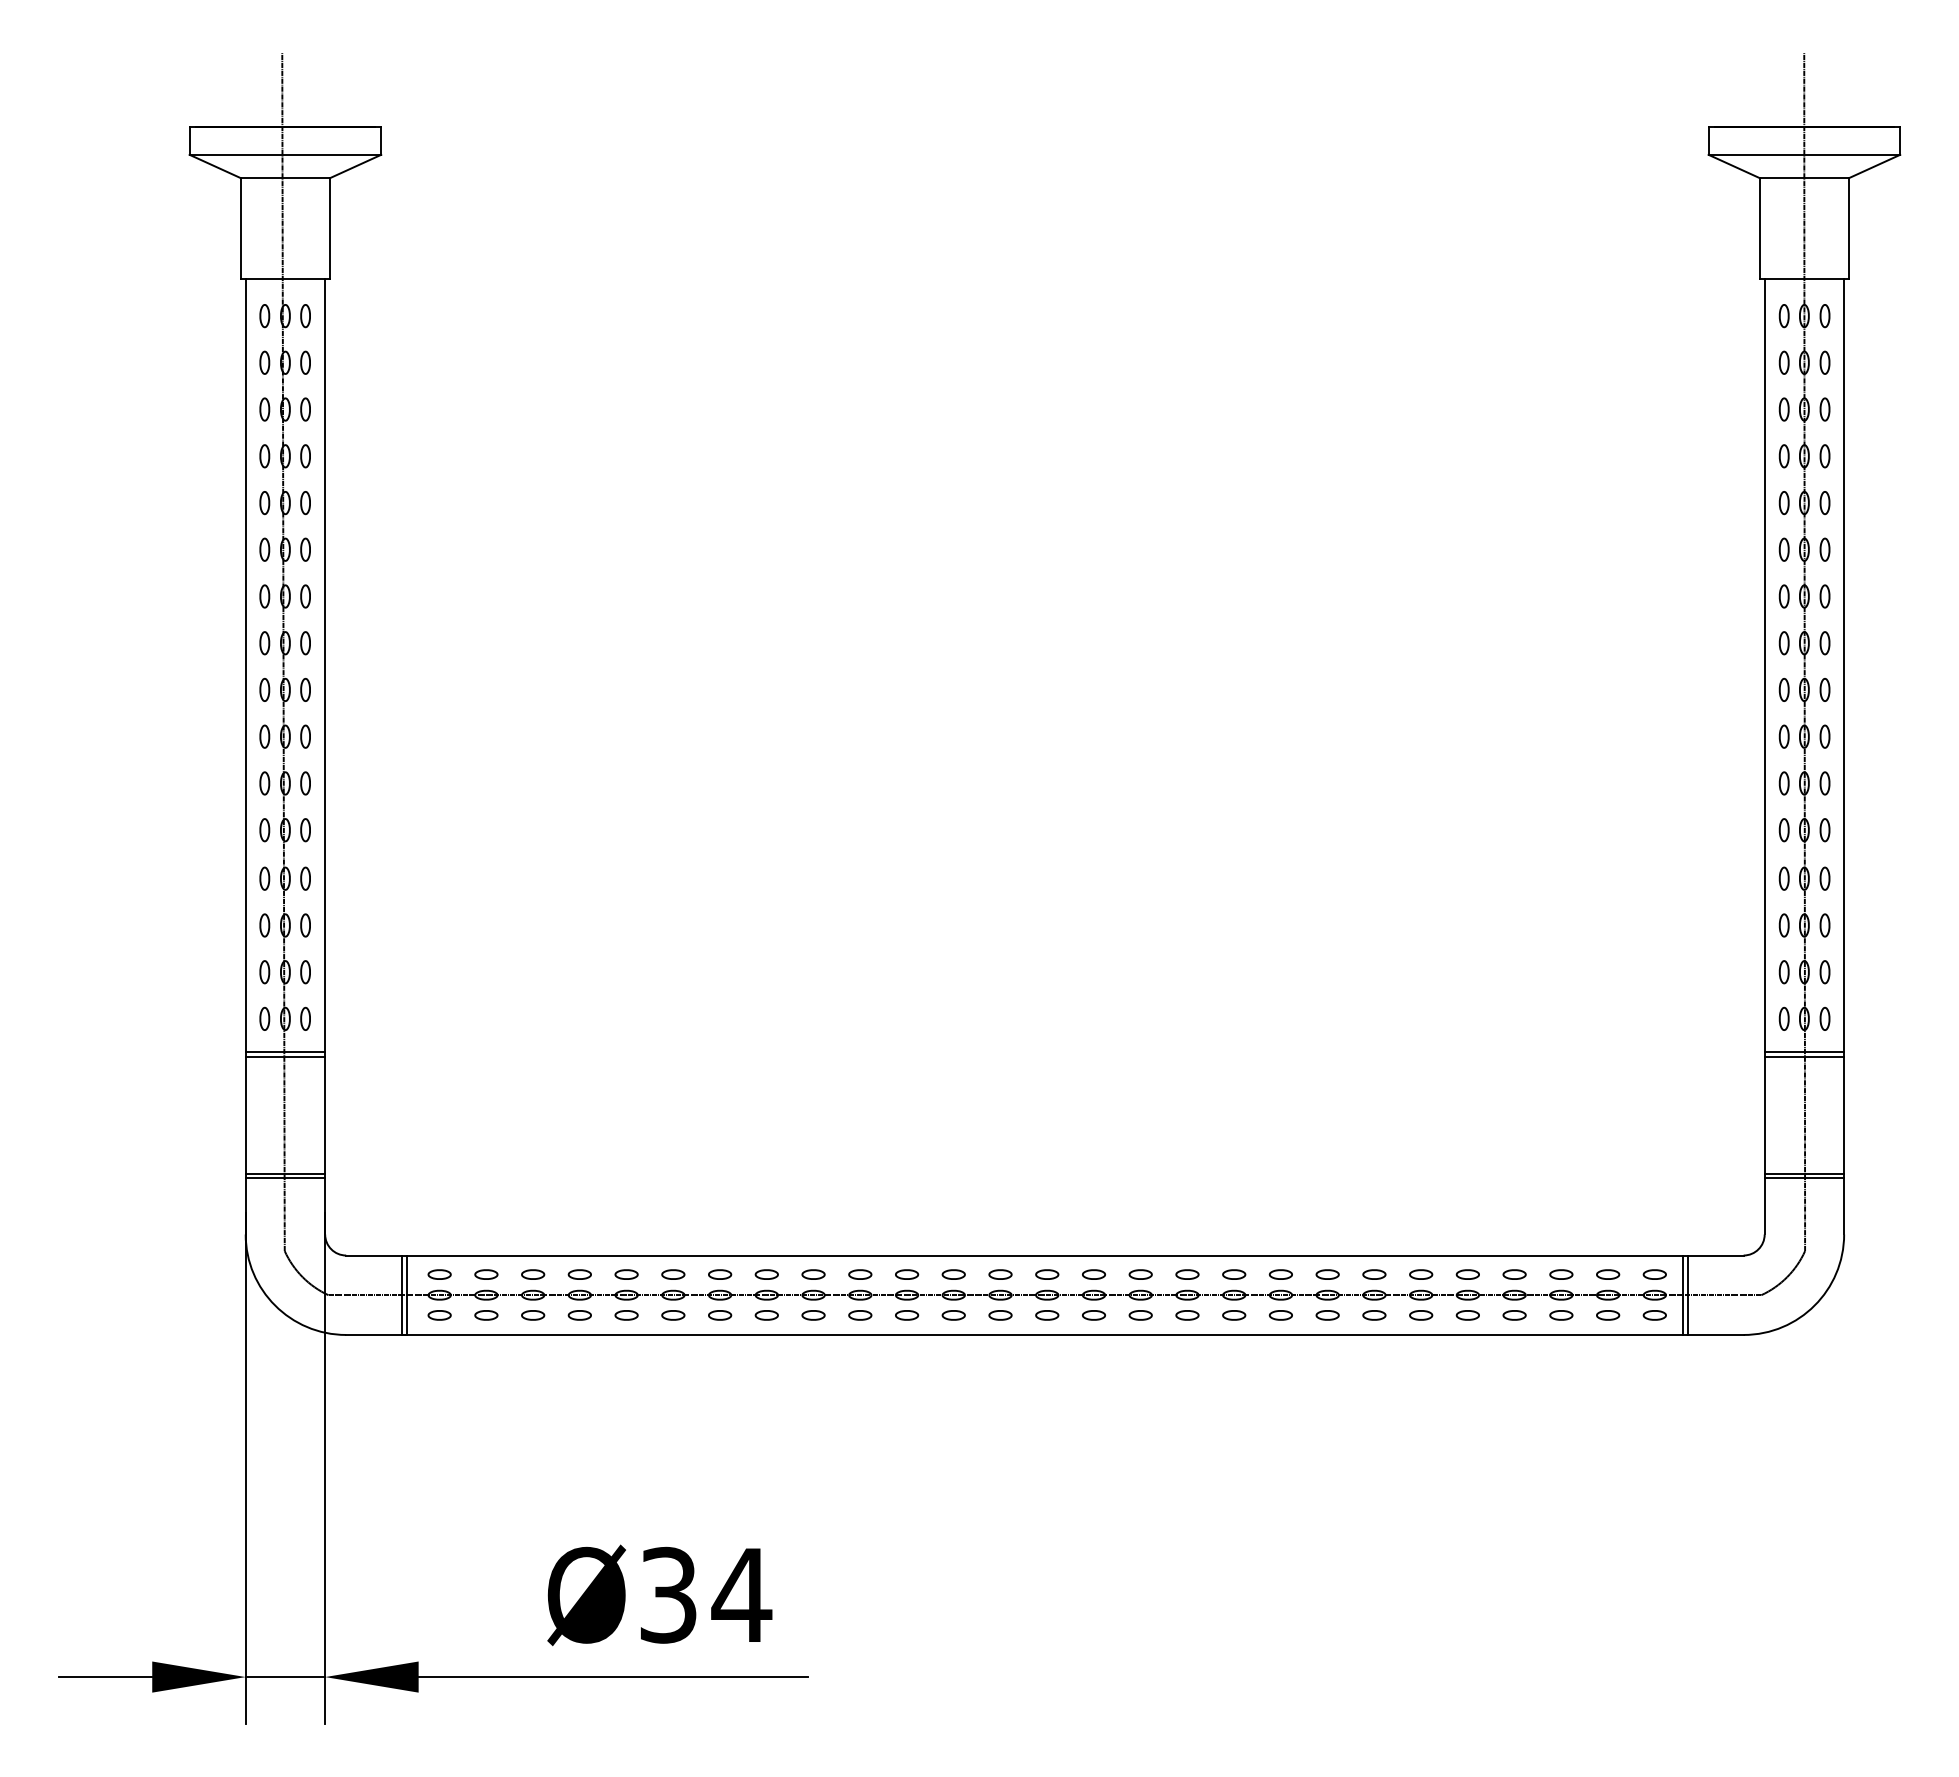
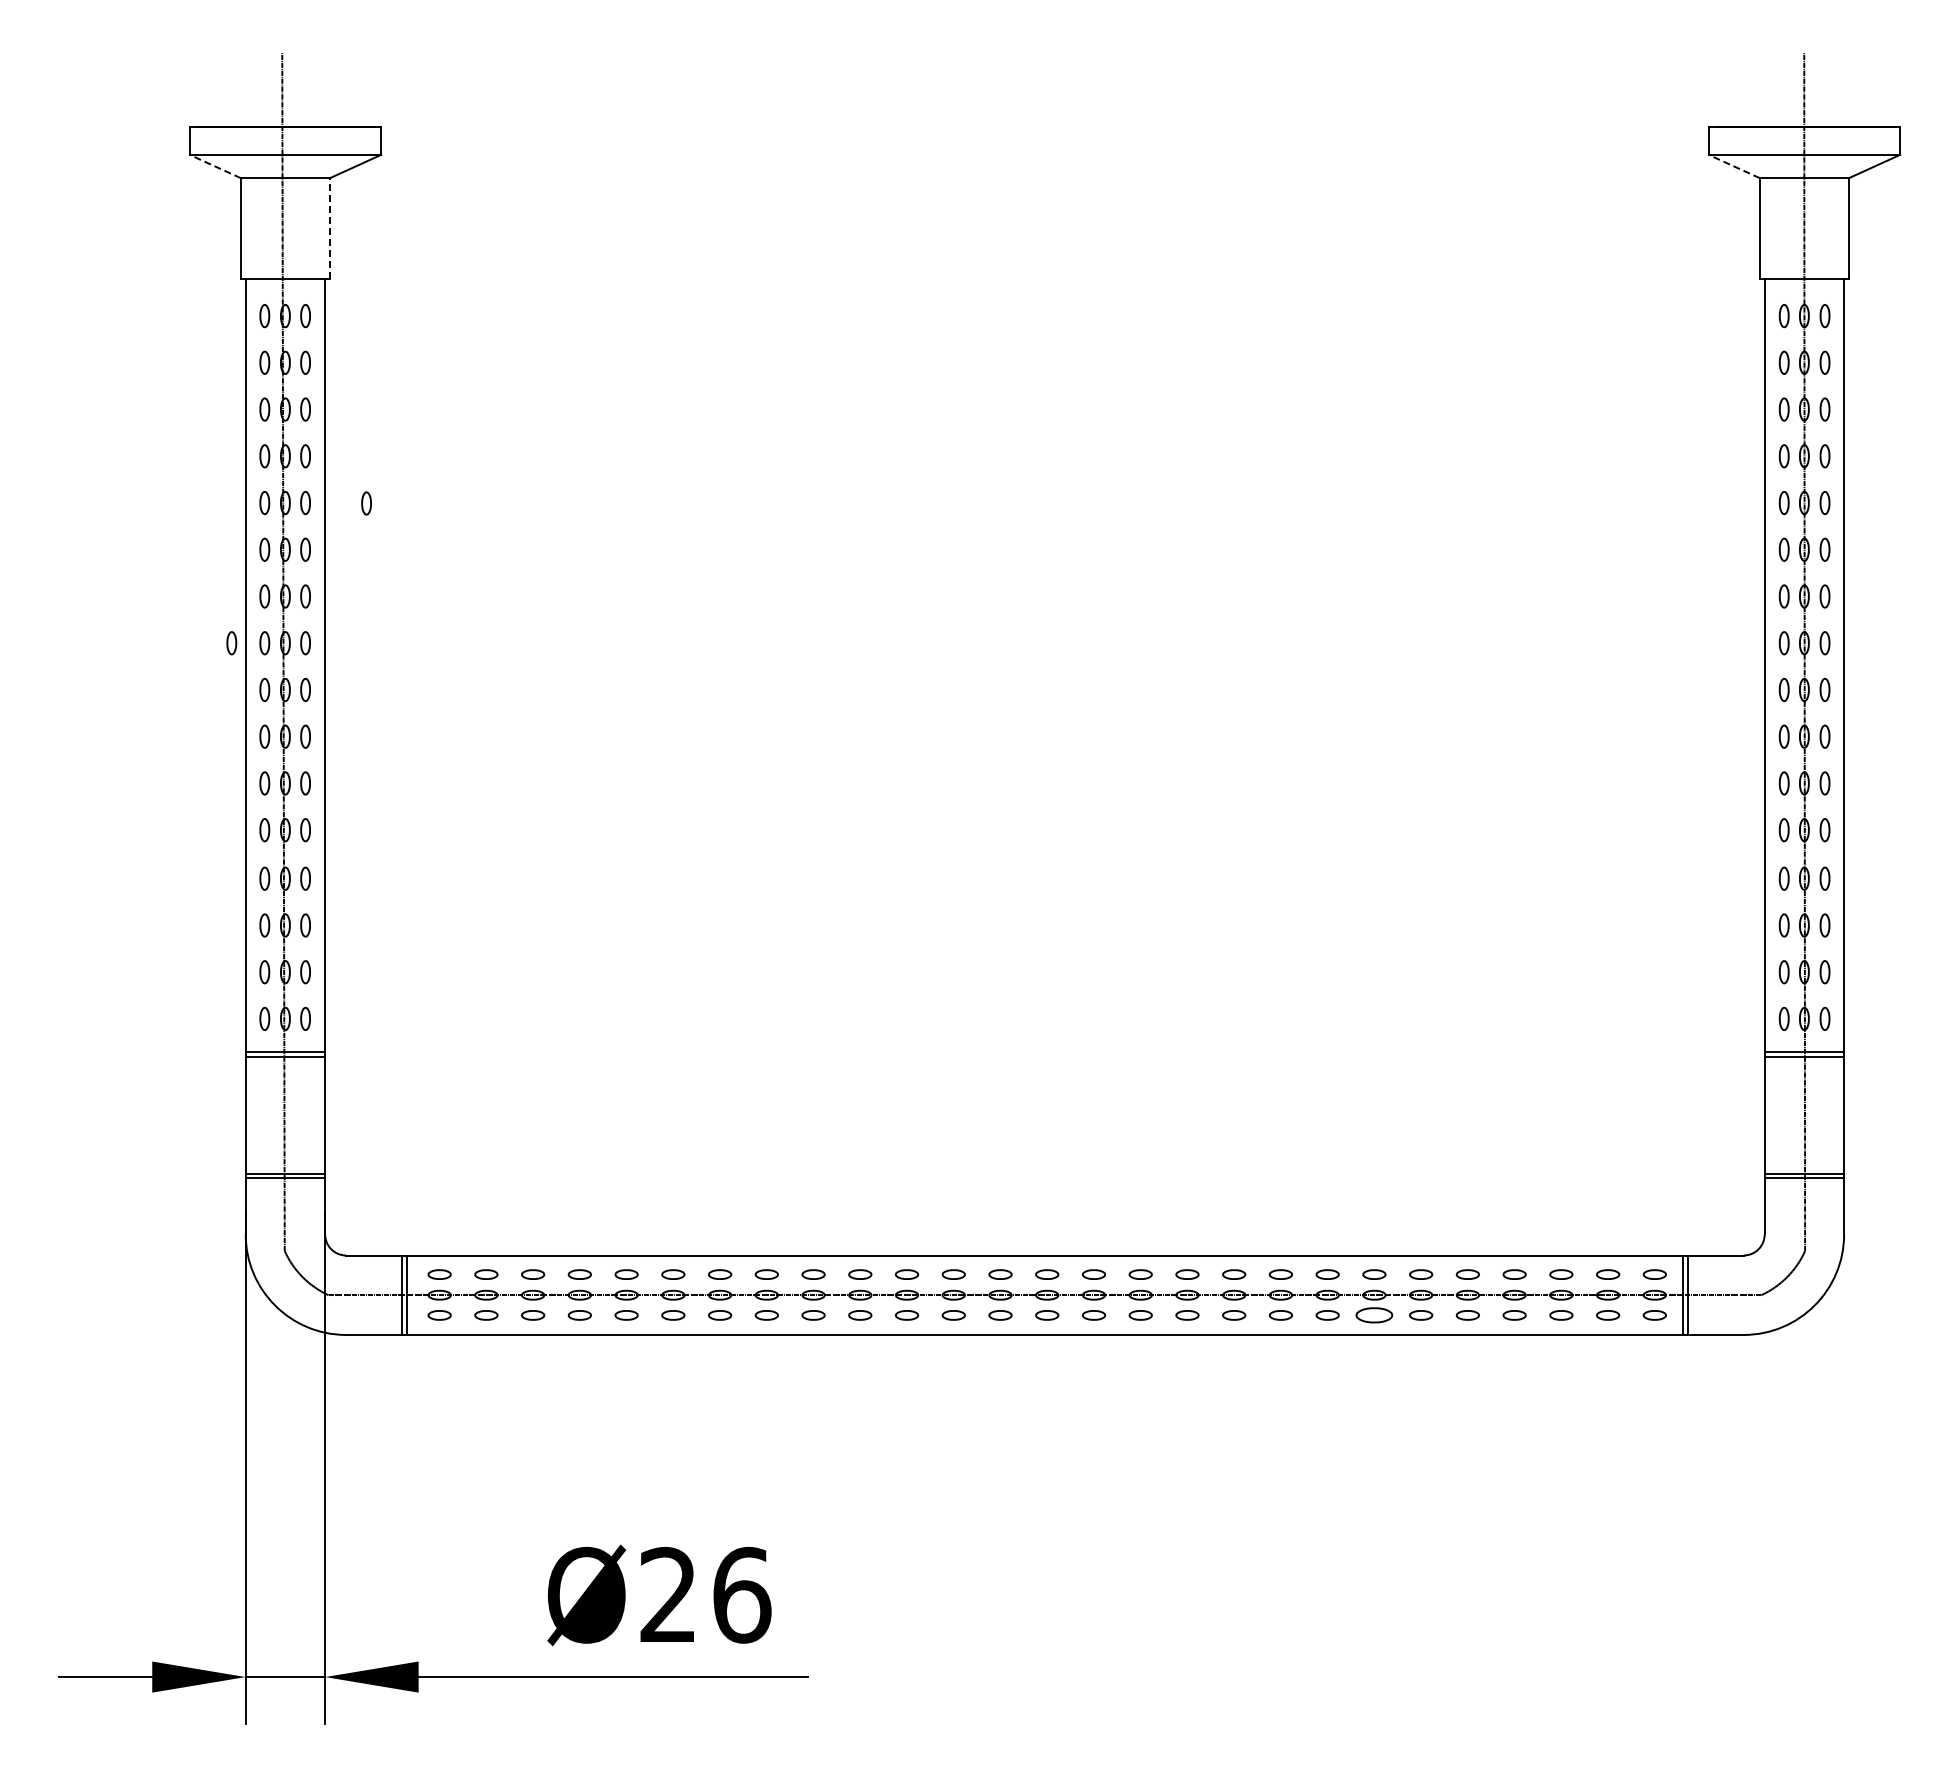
line: solid -> dashed (214, 166)
line: solid -> dashed (1733, 166)
line: solid -> dashed (329, 227)
part: none -> present (366, 503)
part: none -> present (231, 643)
part size: 25x11 px -> 39x17 px (1374, 1315)
text: Ø34 -> Ø26 (706, 1594)
